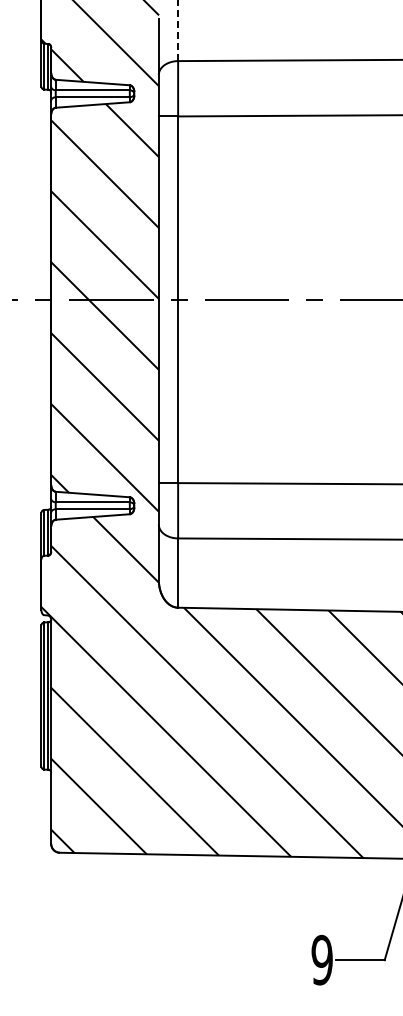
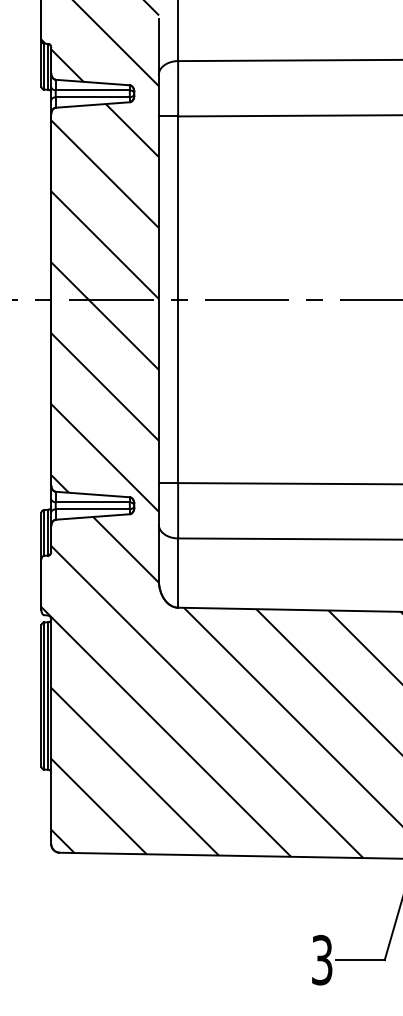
line: dashed -> solid (178, 30)
text: 9 -> 3 (321, 960)
